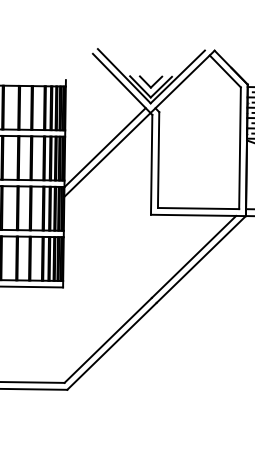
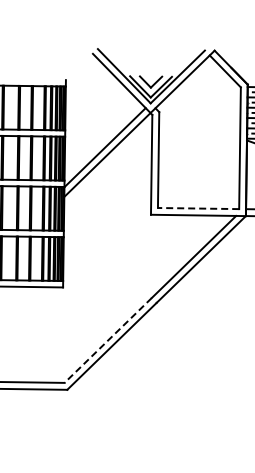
line: solid -> dashed (198, 208)
line: solid -> dashed (108, 340)
